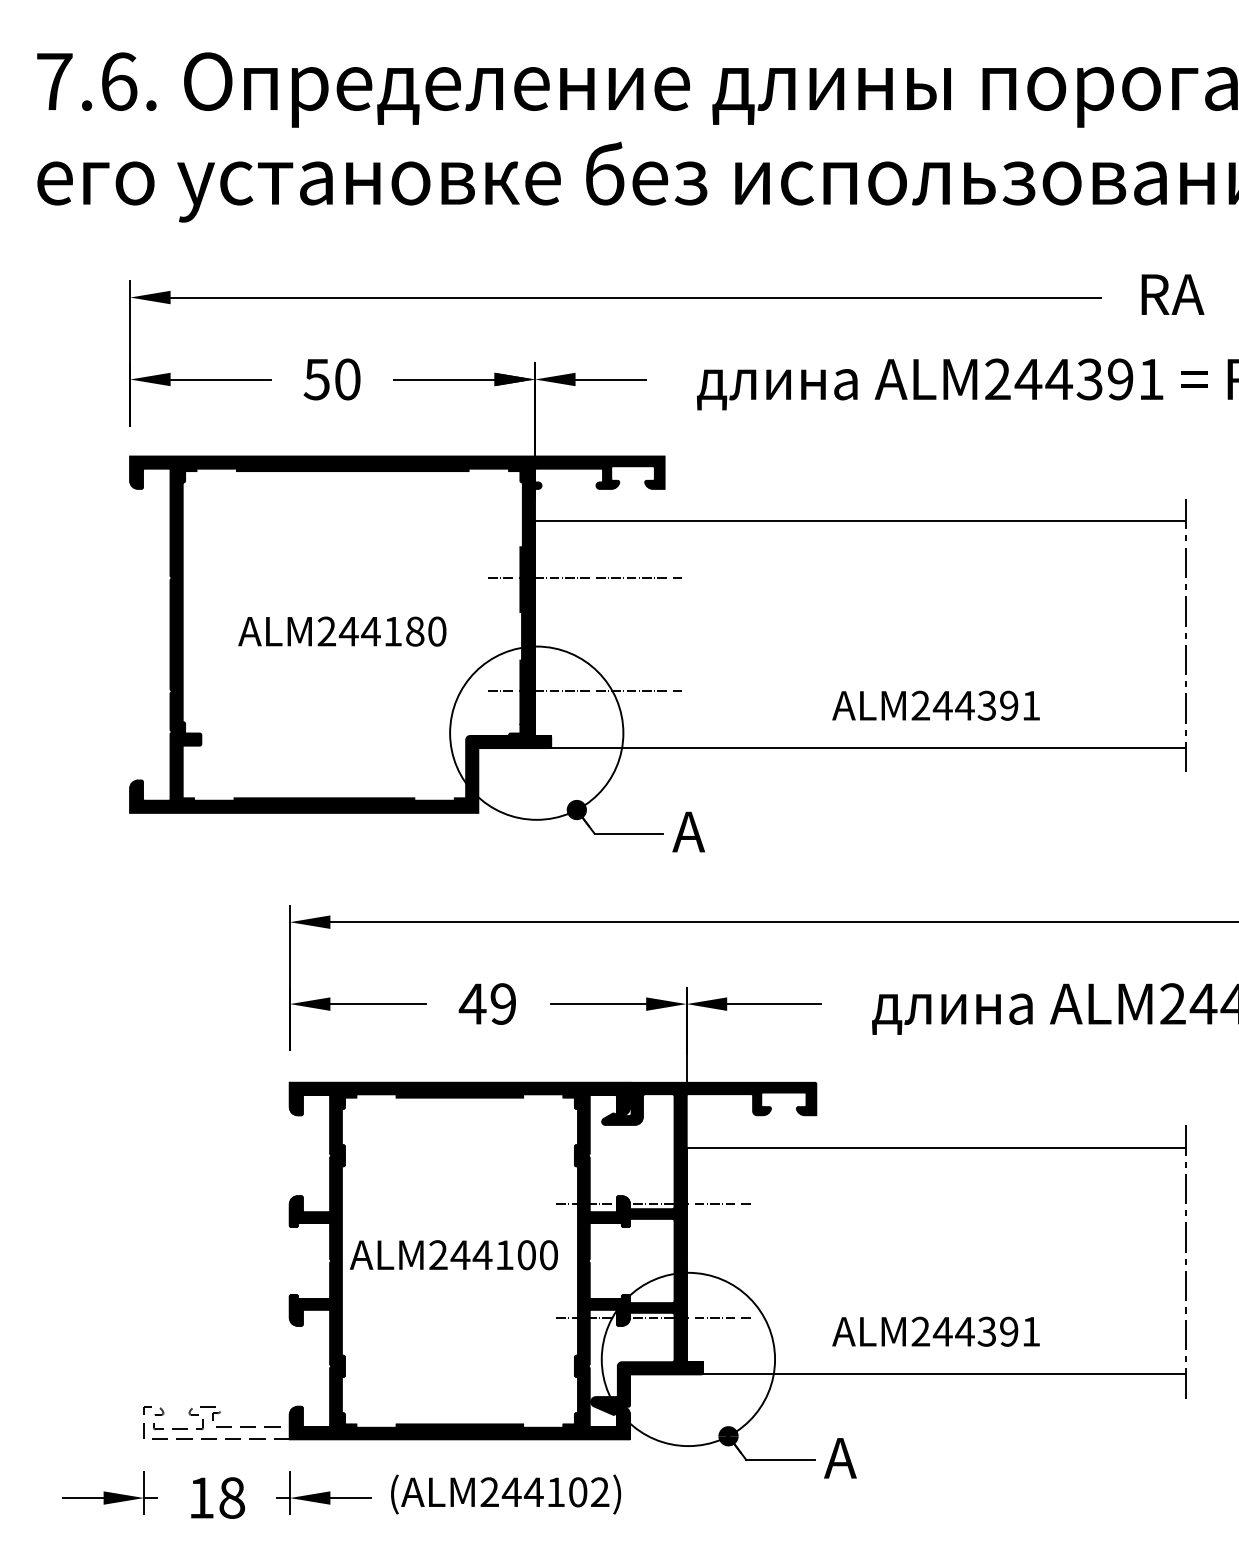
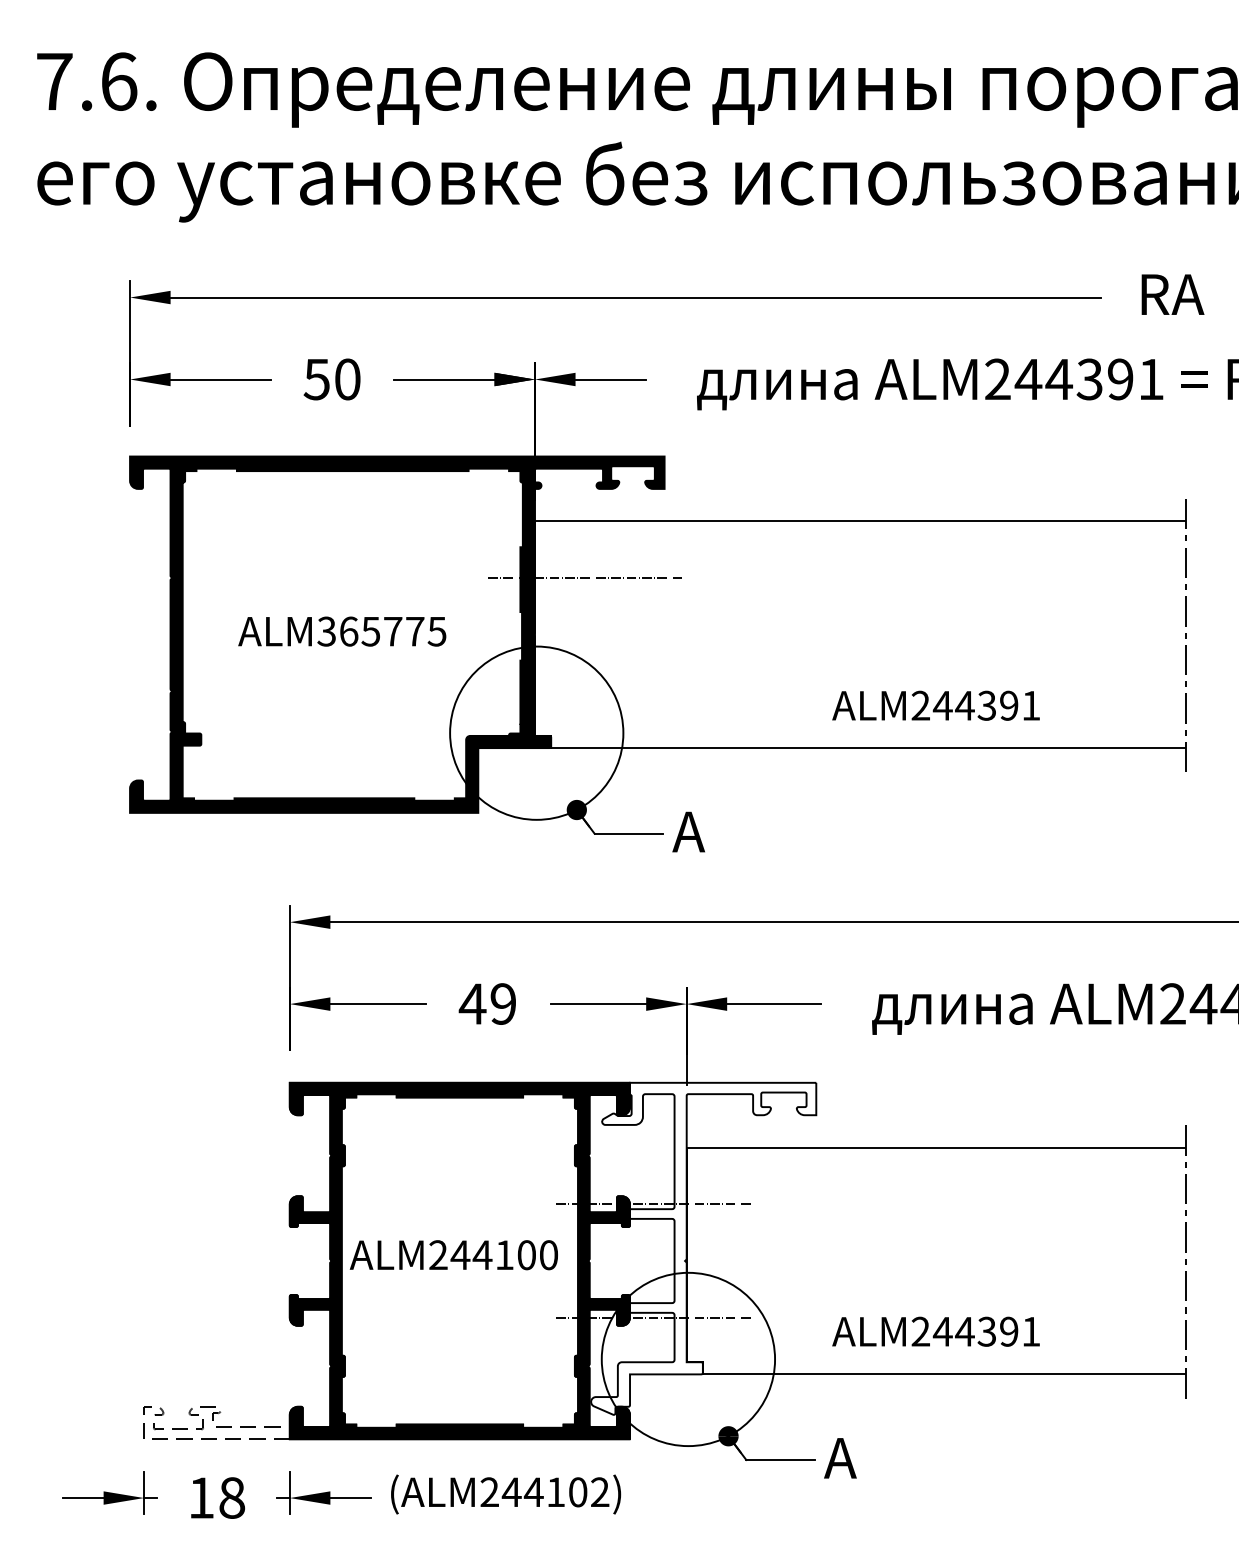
text: ALM244180 -> ALM365775 (381, 631)
line: present -> none (584, 691)
fill: present -> none (703, 1248)
